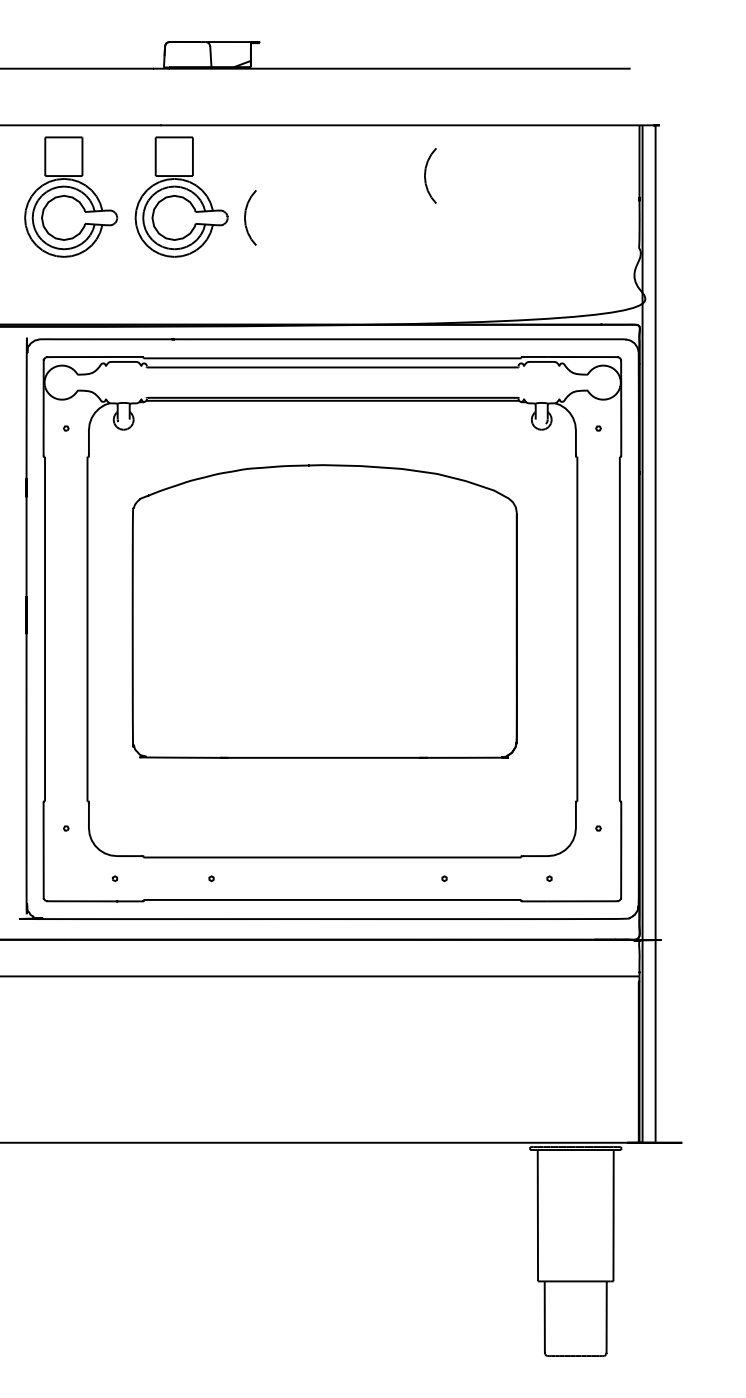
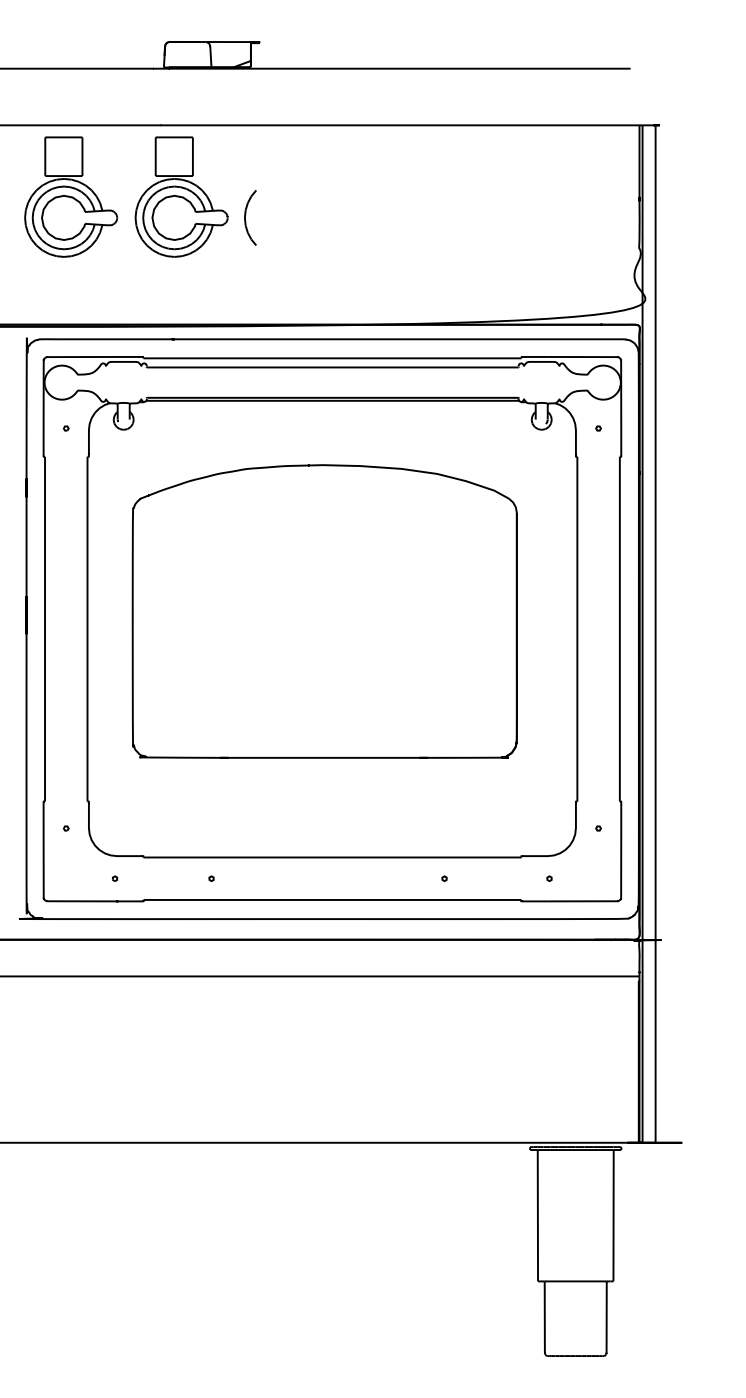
part: present -> none (430, 175)
